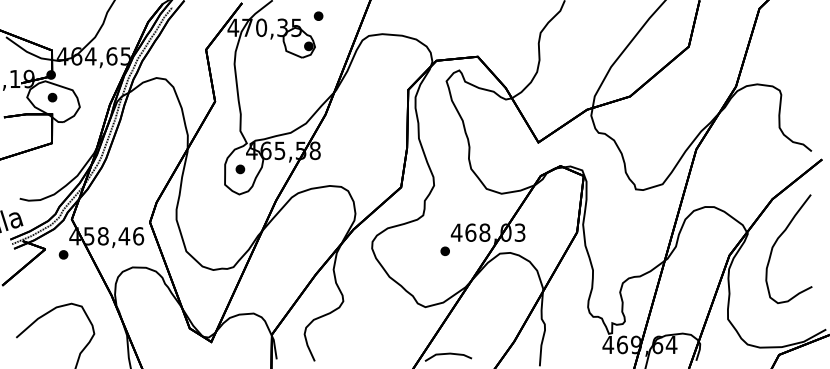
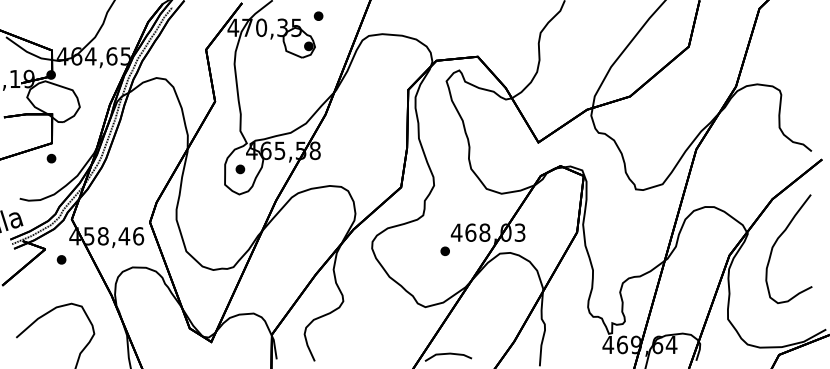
part position: (52, 97) -> (51, 158) (51, 158)
part position: (63, 254) -> (61, 259) (61, 259)
